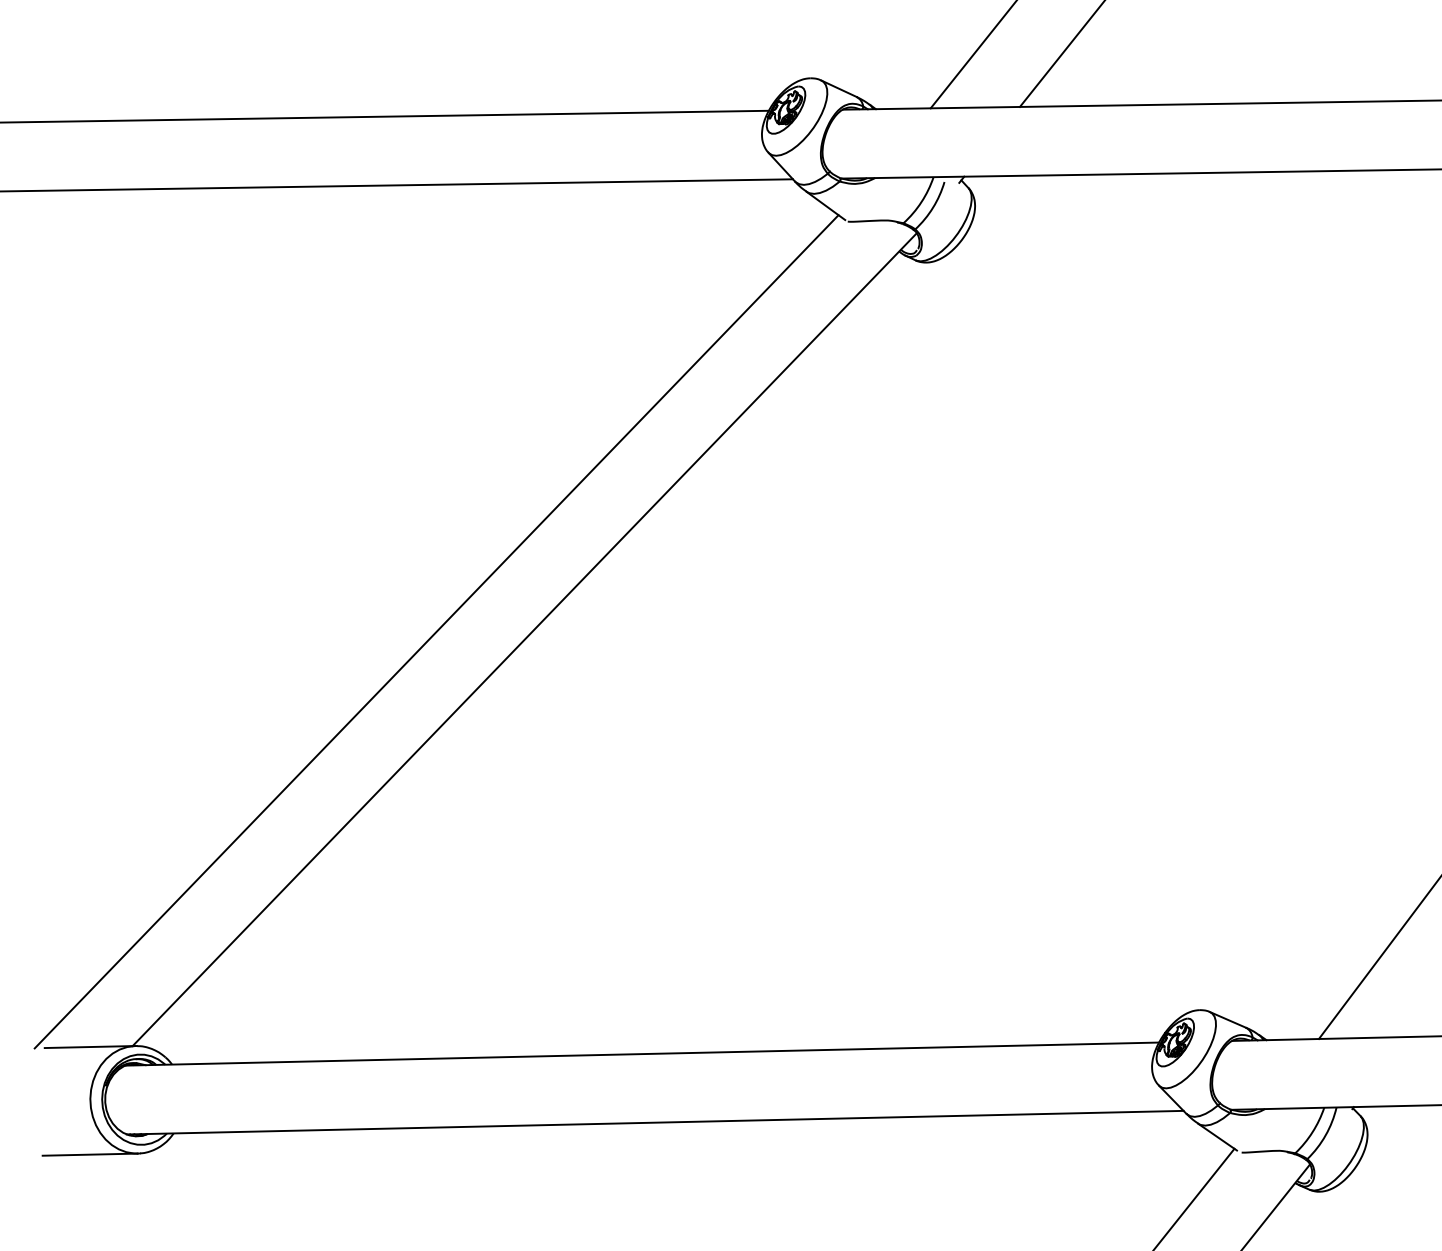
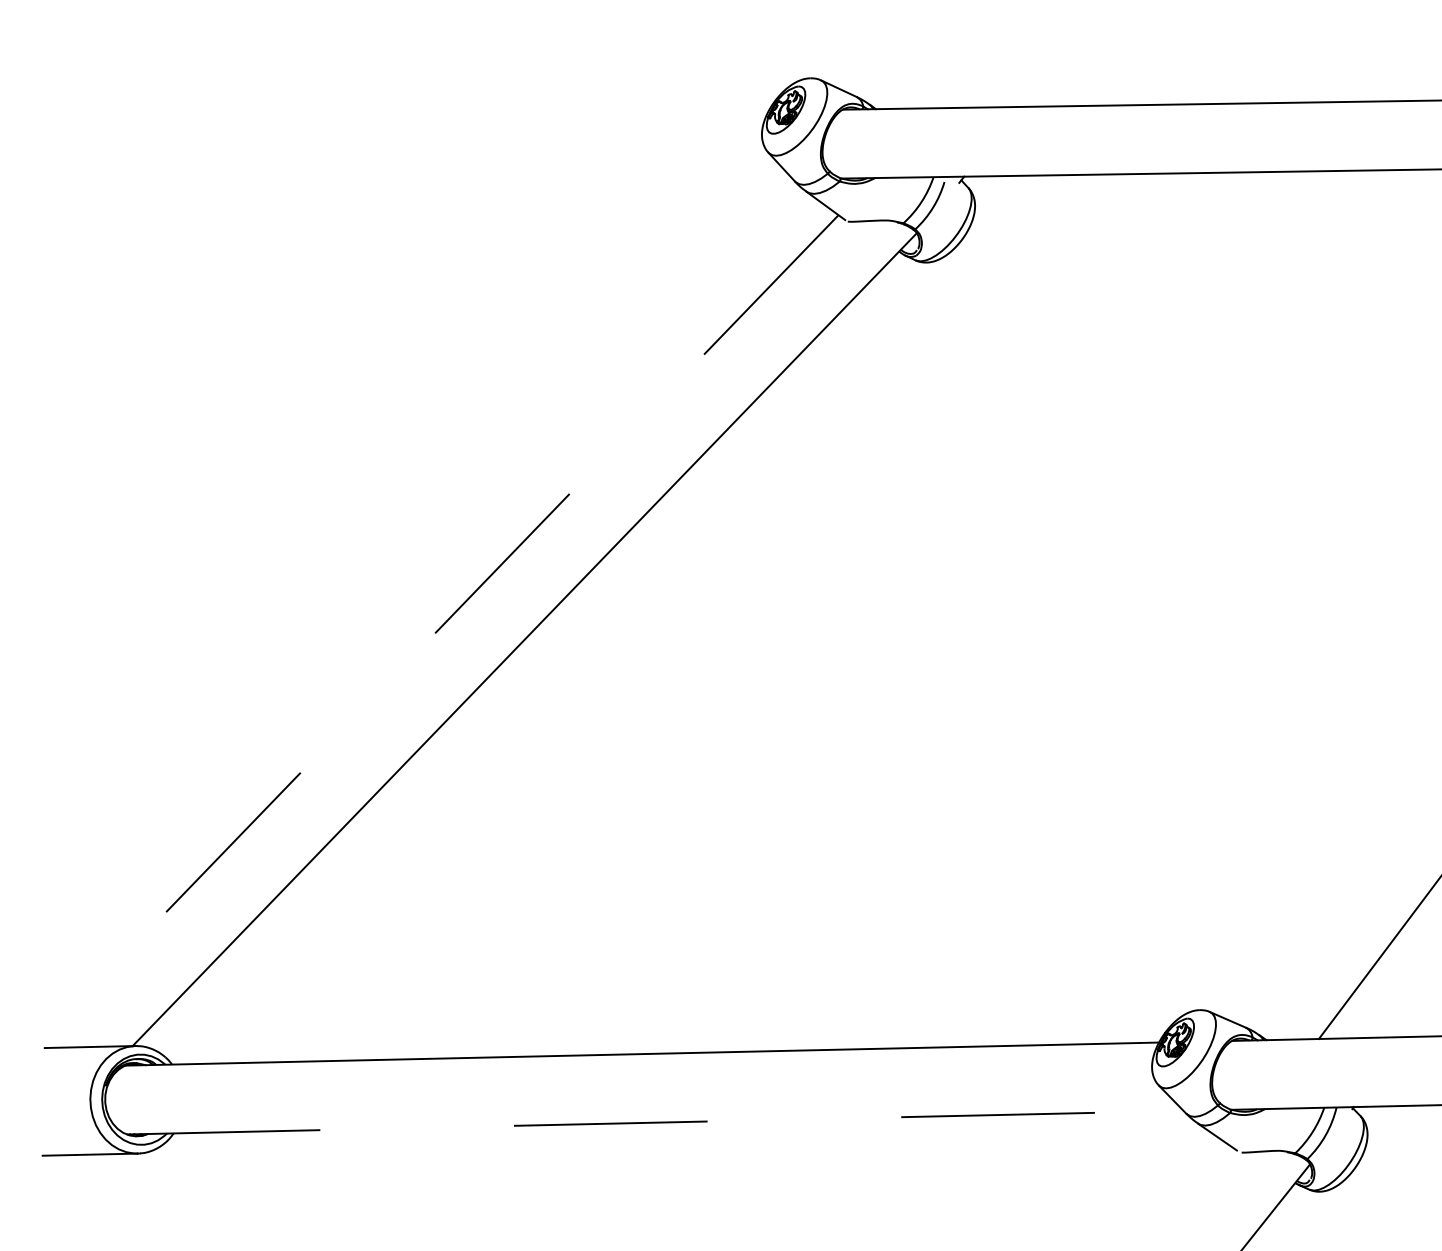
line: present -> none (1061, 54)
line: present -> none (972, 55)
line: present -> none (385, 116)
line: present -> none (397, 185)
line: solid -> dashed (436, 631)
line: solid -> dashed (655, 1122)
line: present -> none (1194, 1197)
